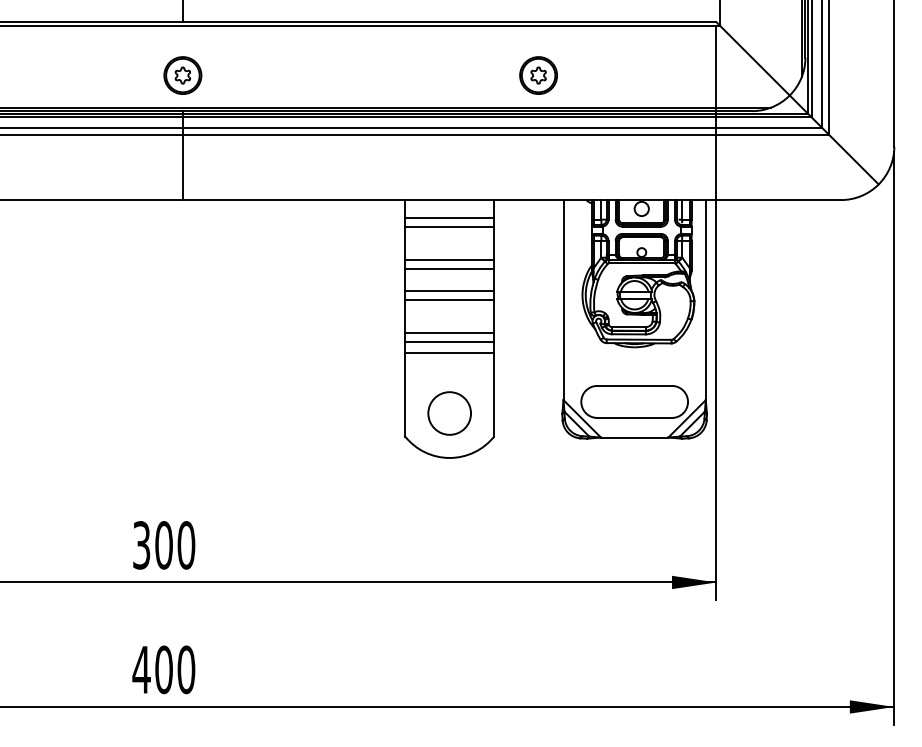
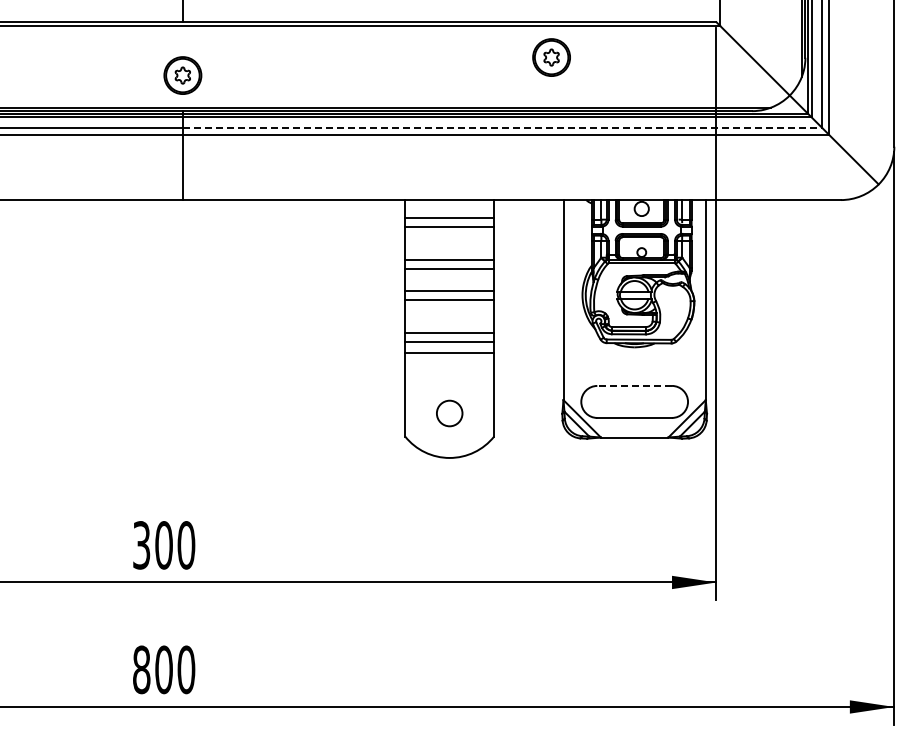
part position: (538, 75) -> (551, 57) (551, 57)
line: solid -> dashed (502, 127)
line: solid -> dashed (634, 385)
circle diameter: 43 px -> 26 px (449, 413)
text: 400 -> 800 (141, 669)
